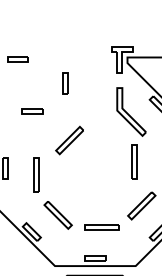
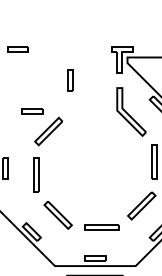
part position: (17, 59) -> (17, 49) (17, 49)
part position: (65, 83) -> (70, 80) (70, 80)
part position: (69, 140) -> (48, 131) (48, 131)
part position: (134, 161) -> (154, 161) (154, 161)
